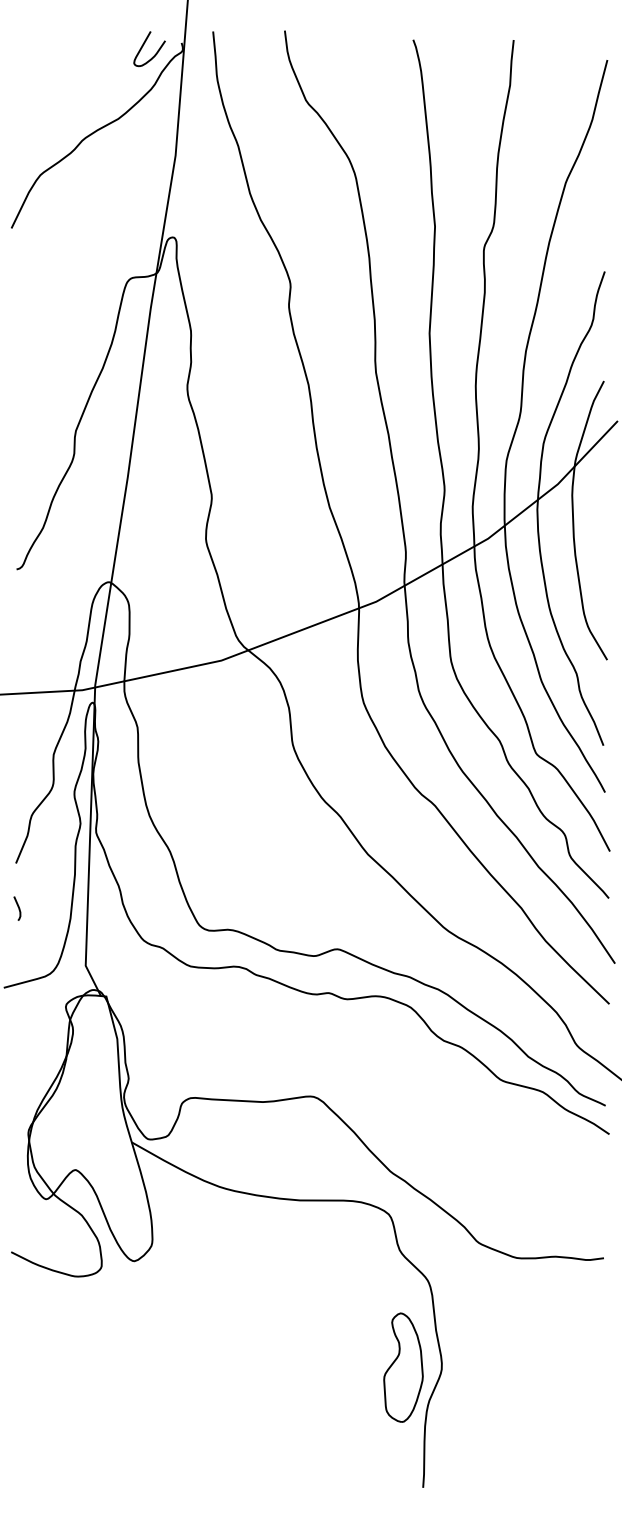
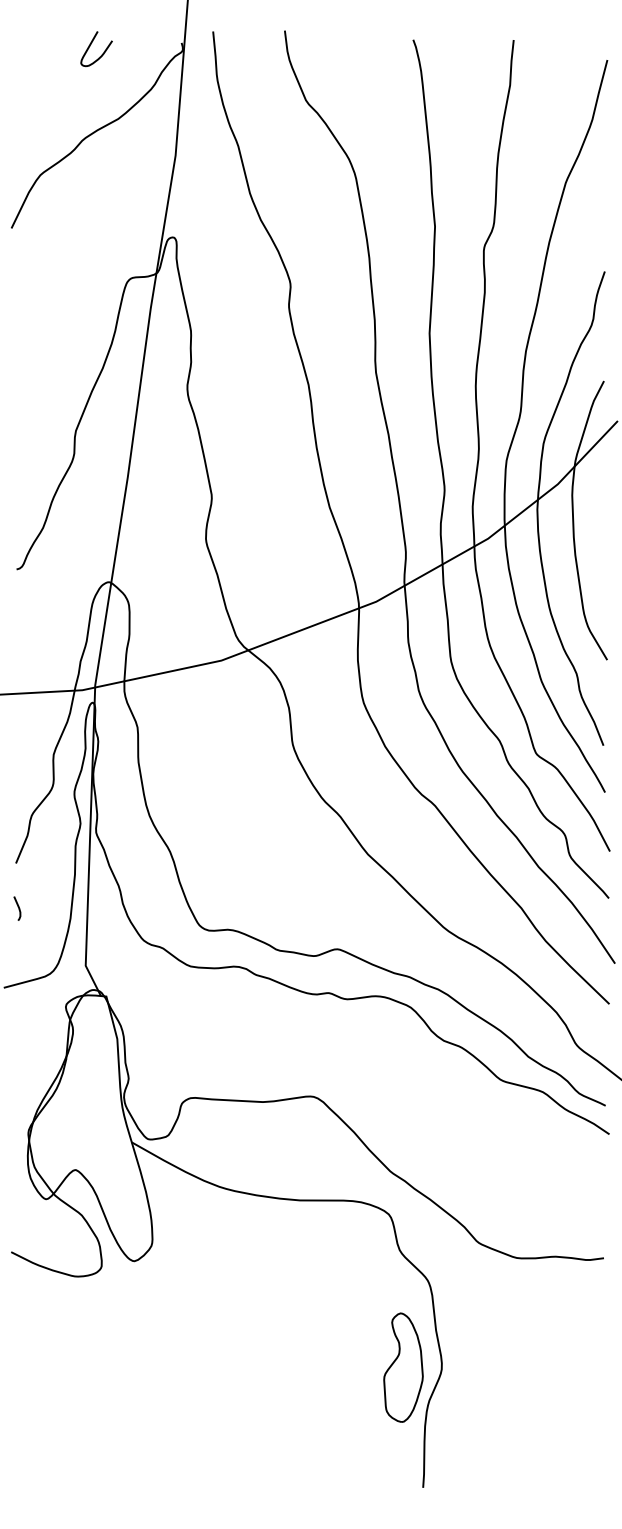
curve position: (143, 46) -> (90, 46) (90, 46)
